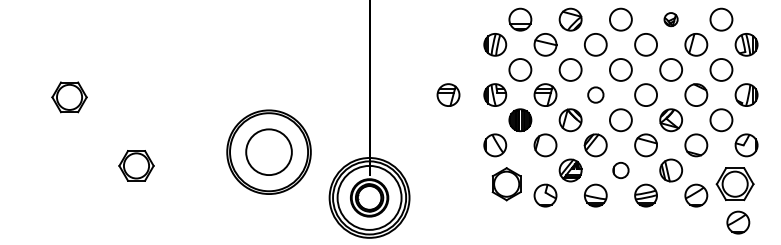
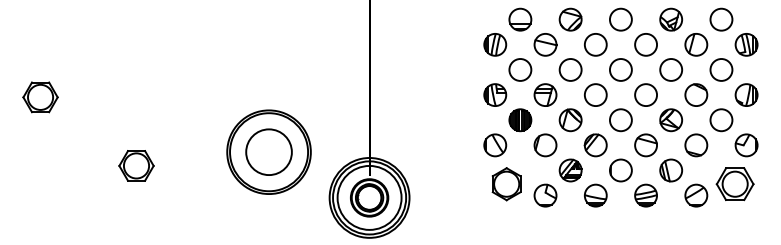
part size: 16x16 px -> 24x25 px (670, 19)
part: present -> none (448, 94)
circle size: 18x18 px -> 24x24 px (595, 94)
part position: (69, 97) -> (40, 97) (40, 97)
part size: 18x17 px -> 24x25 px (620, 170)
part: present -> none (738, 222)
